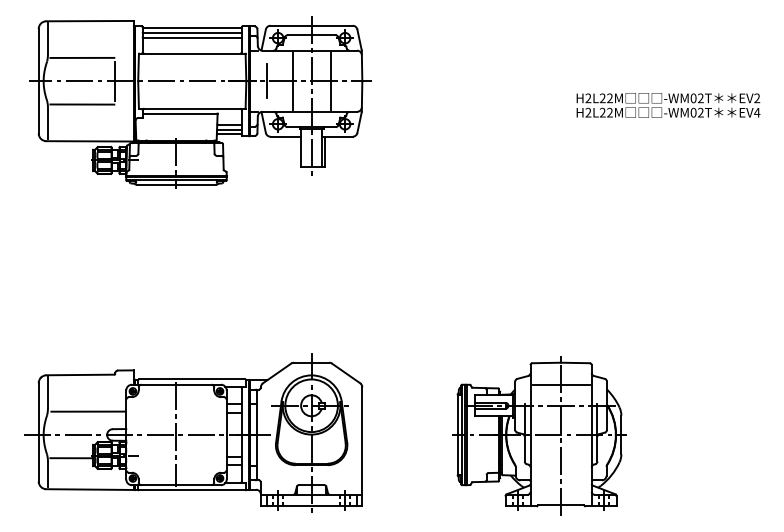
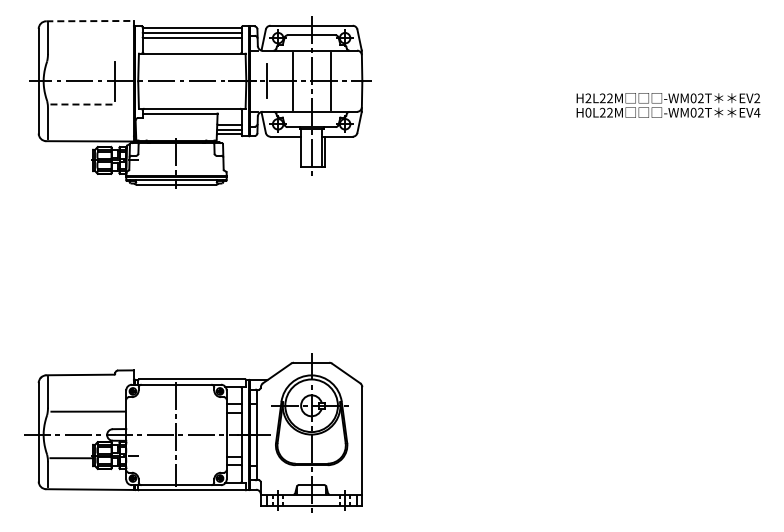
line: solid -> dashed (90, 21)
line: present -> none (82, 57)
line: solid -> dashed (82, 104)
text: H2L22M -> H0L22M (588, 112)
part: present -> none (539, 435)
